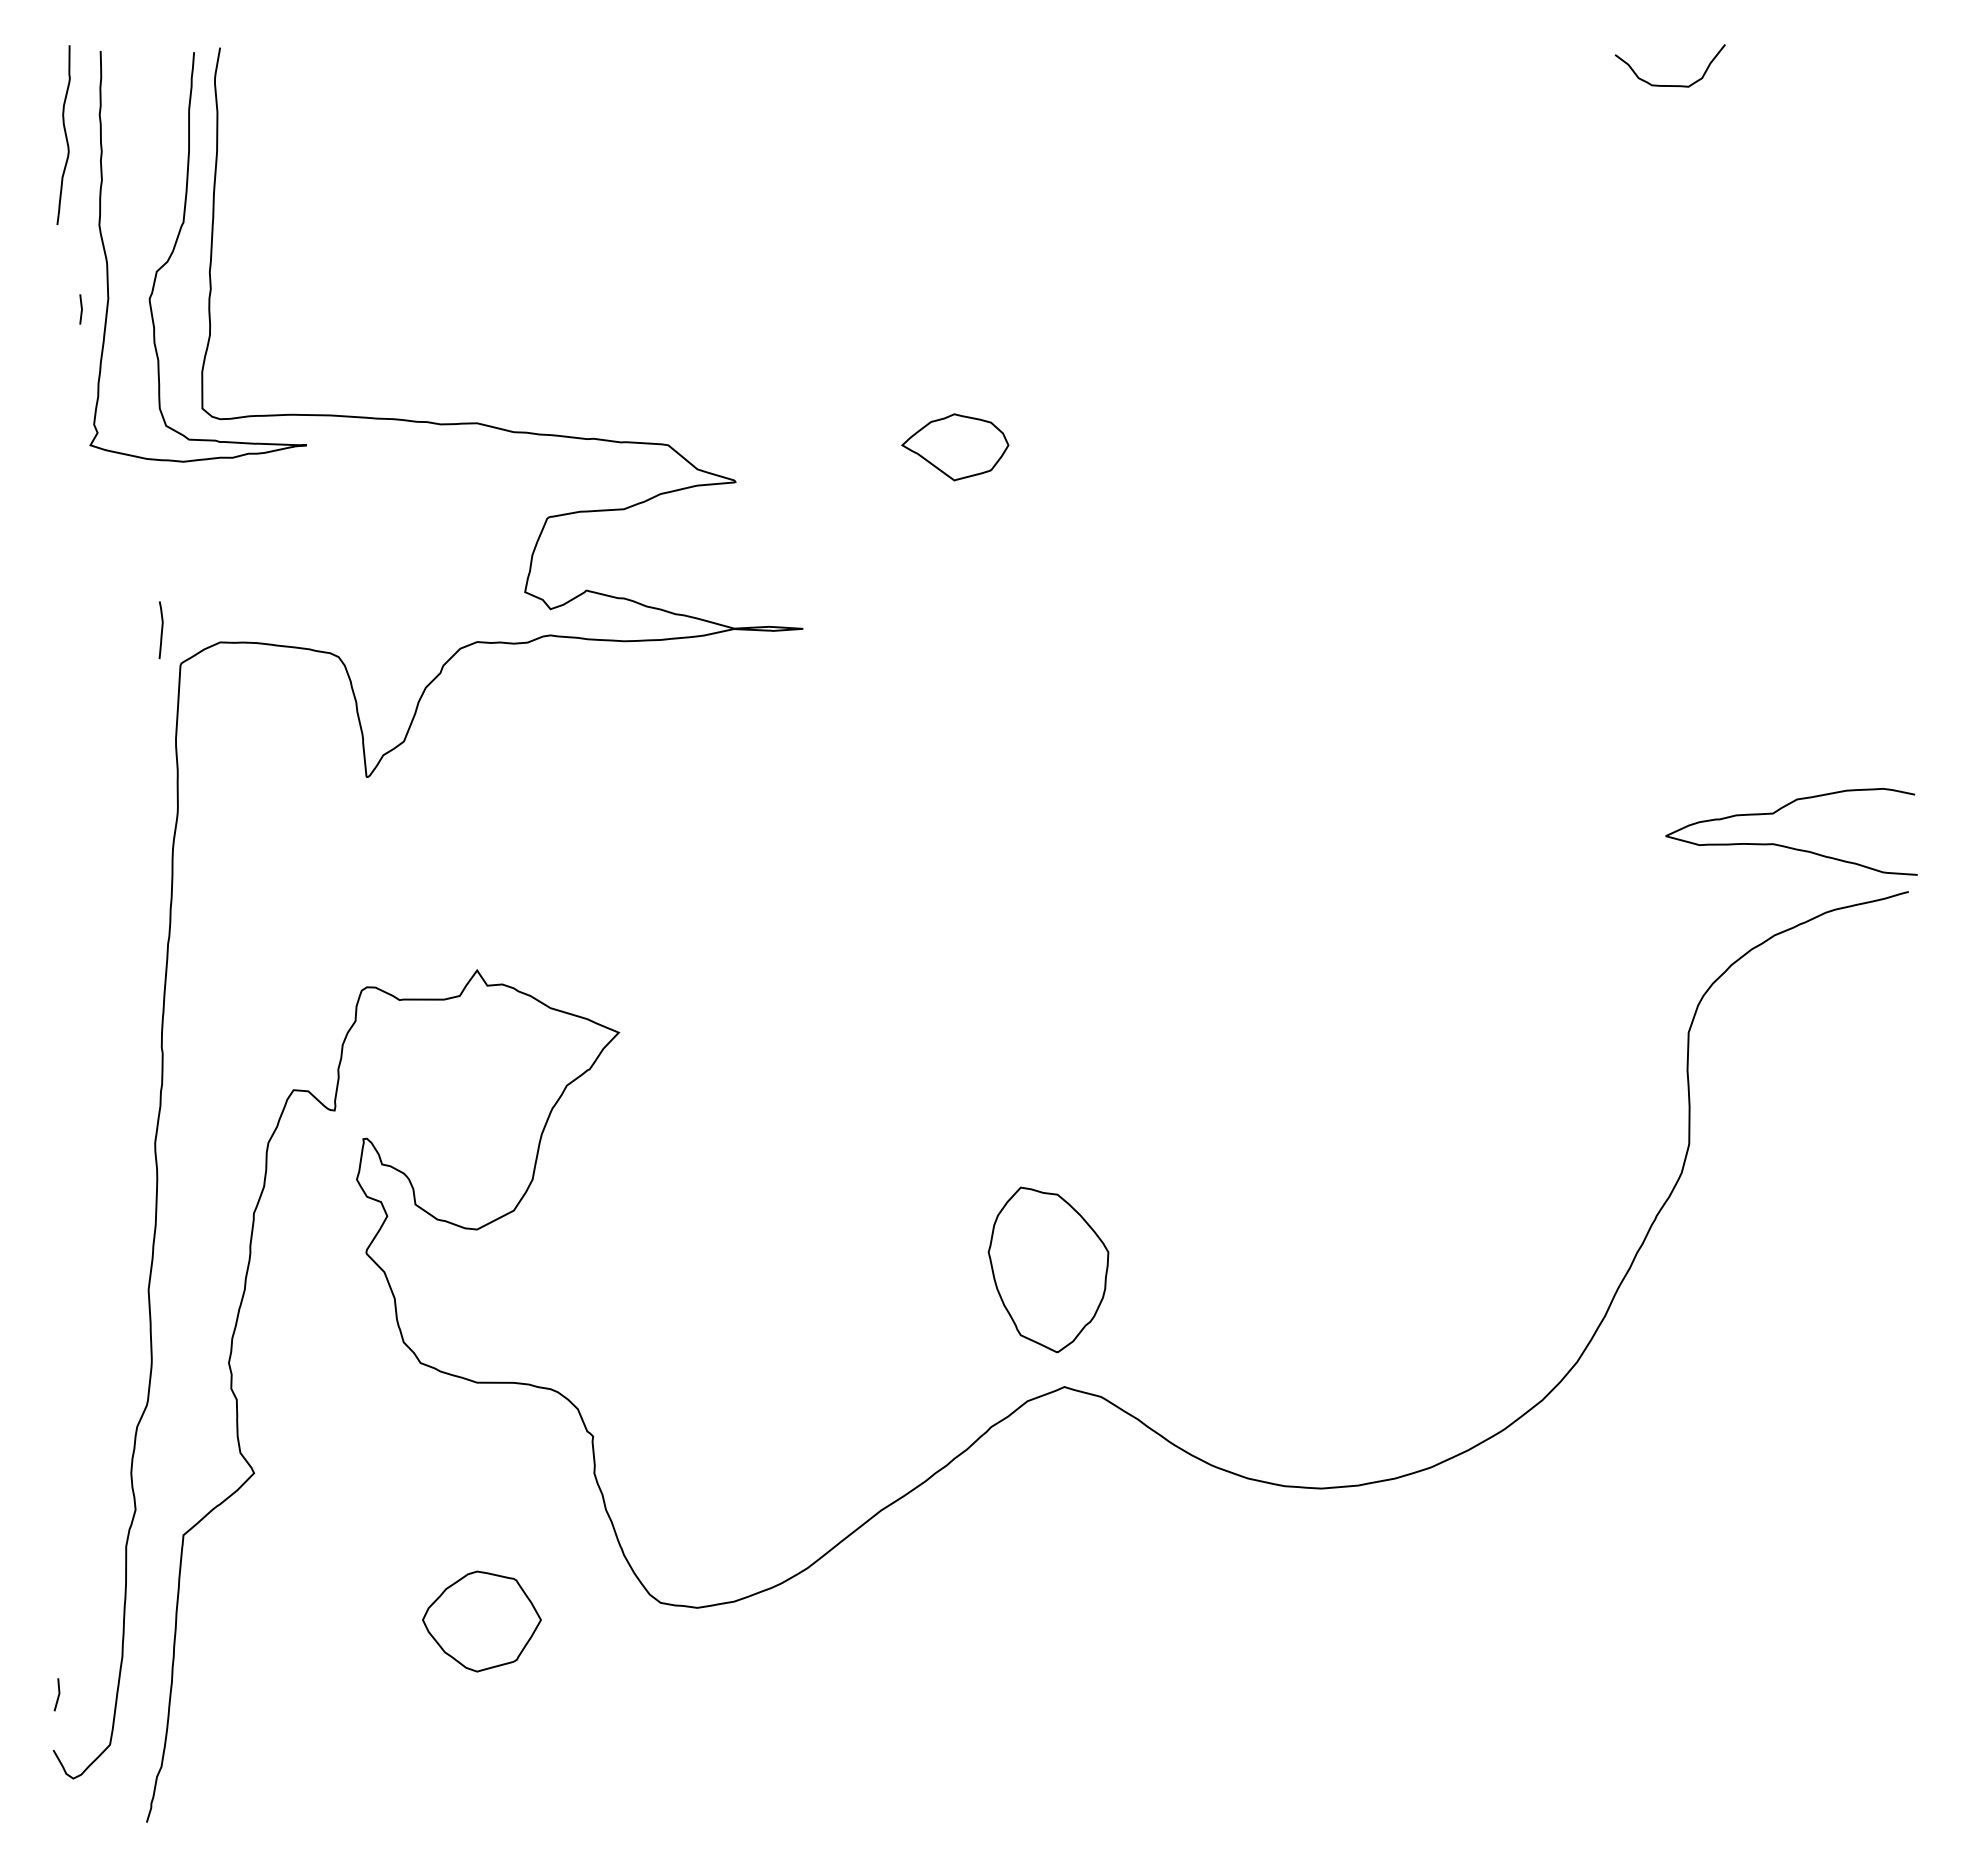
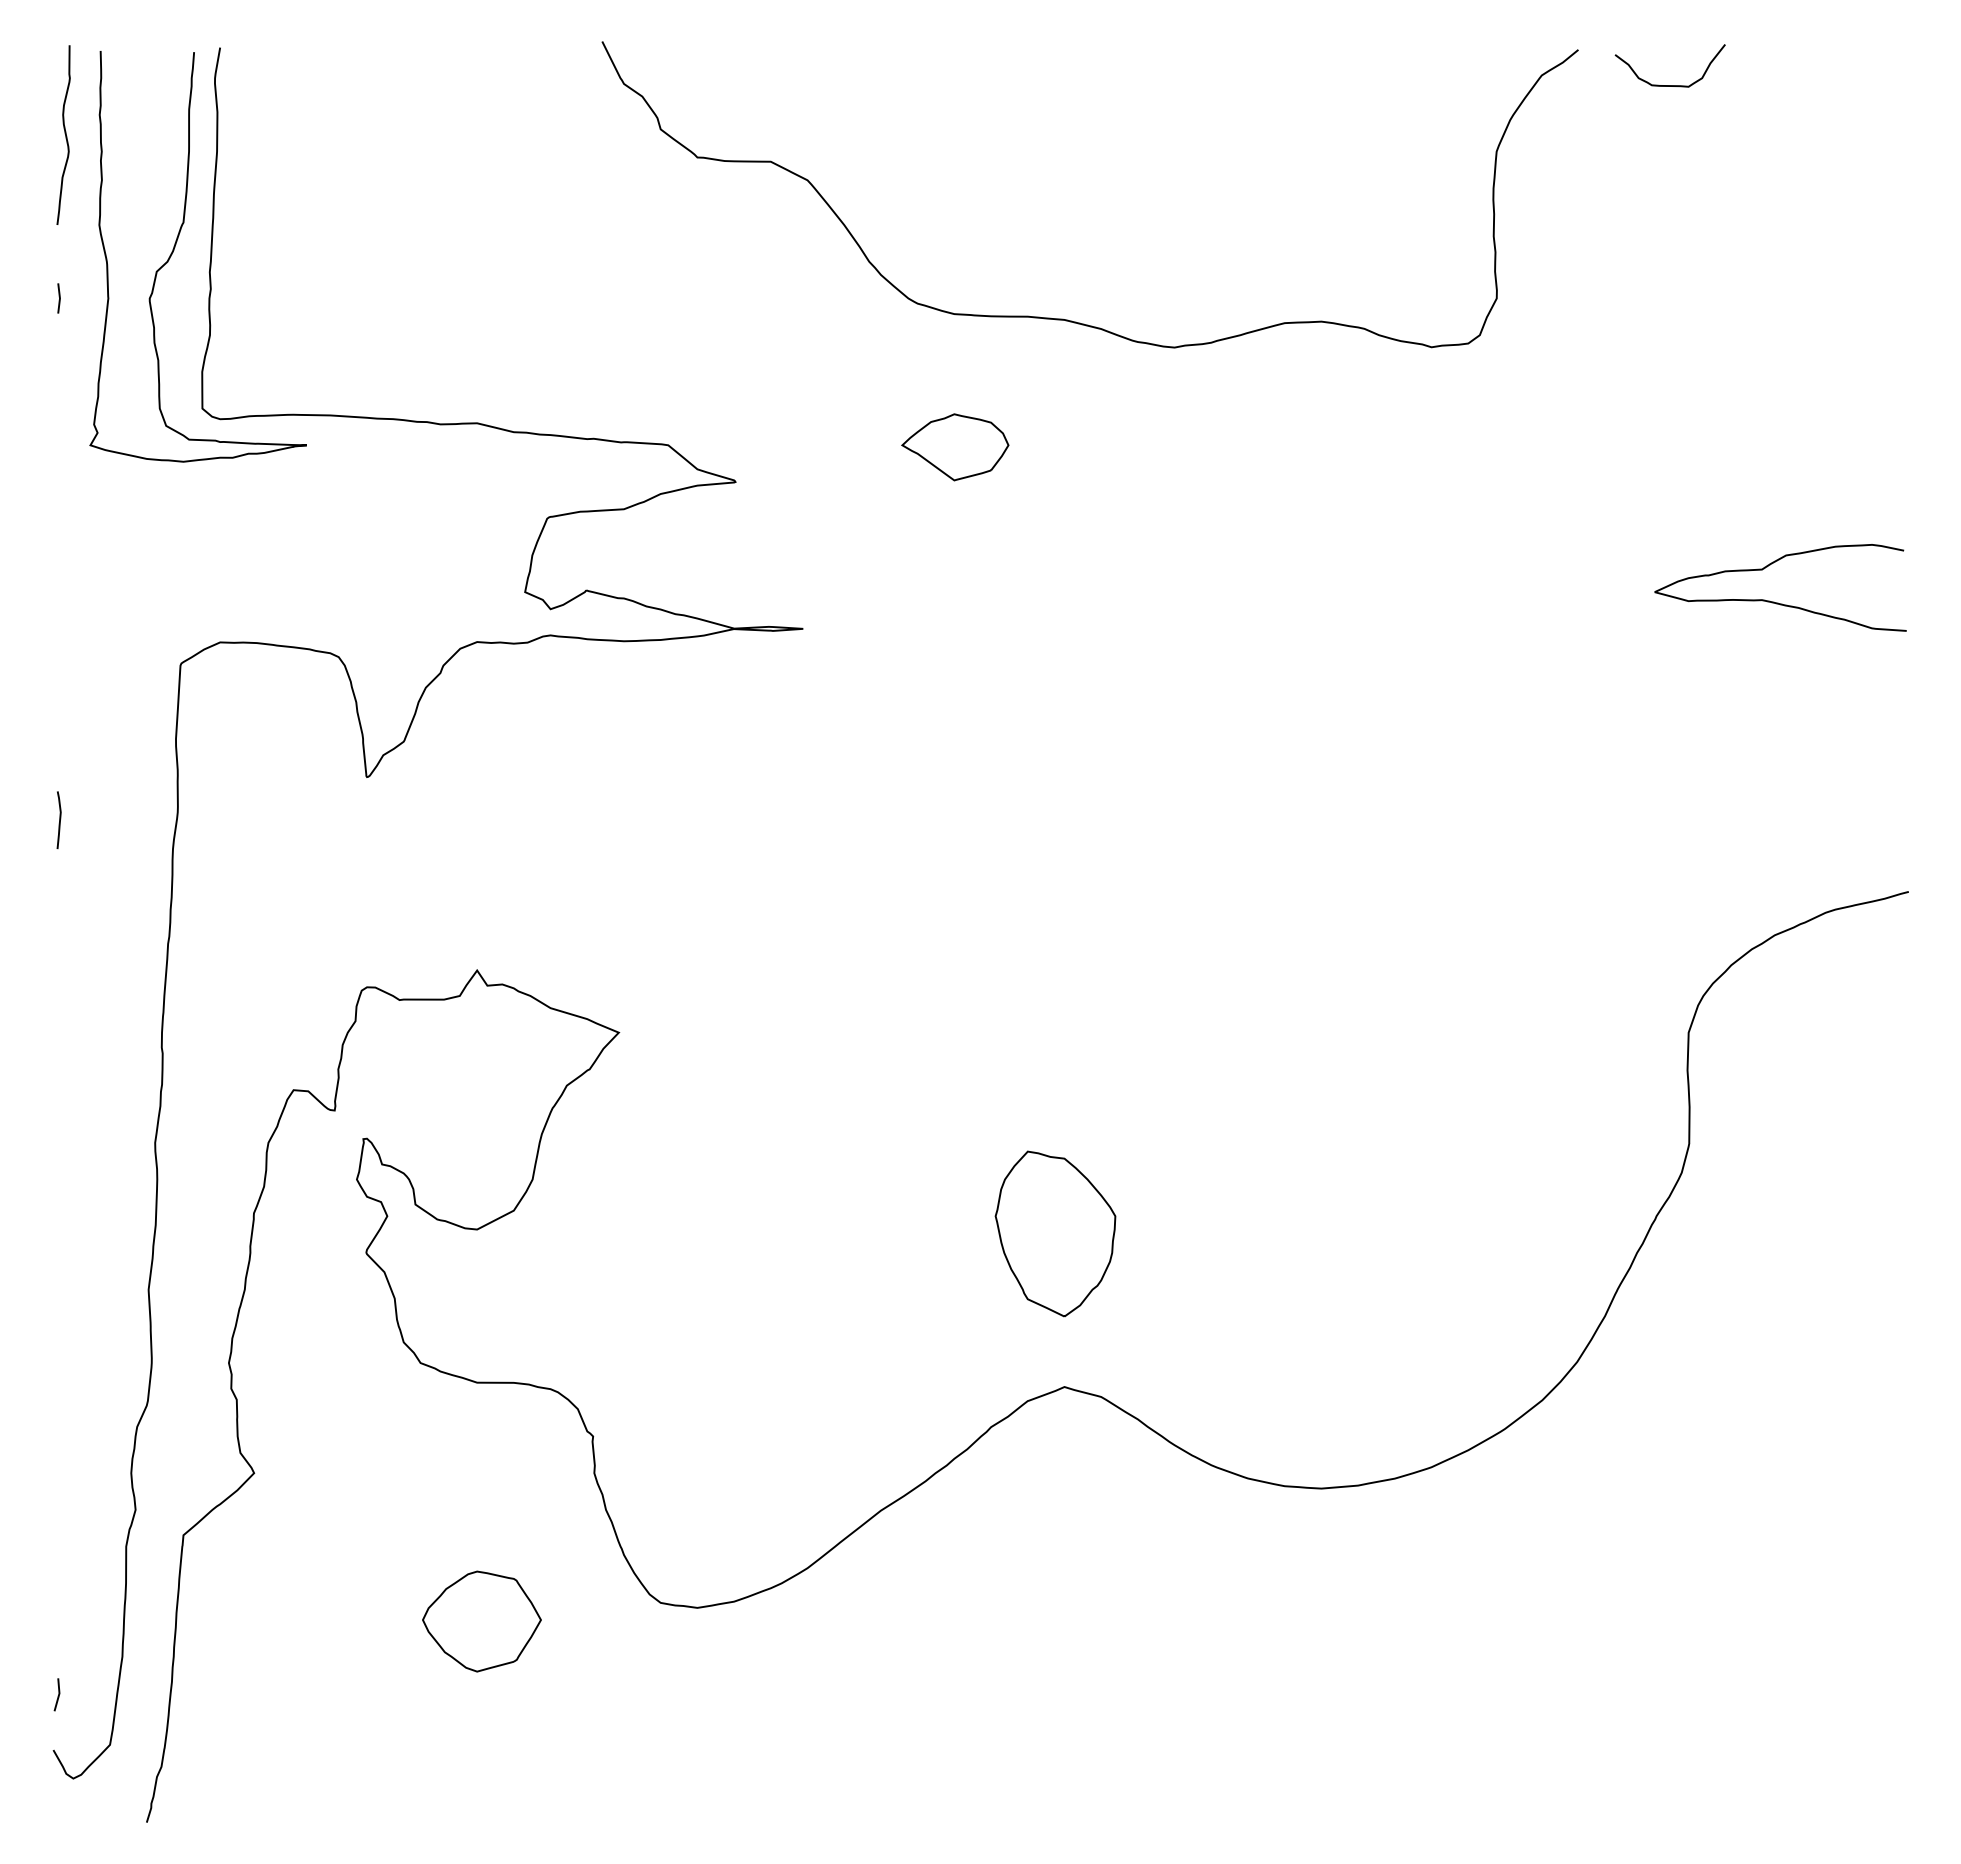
line position: (81, 309) -> (59, 298) (59, 298)
curve: none -> present (1063, 318)
curve position: (161, 630) -> (59, 820) (59, 820)
curve position: (1789, 846) -> (1778, 602) (1778, 602)
part position: (1048, 1269) -> (1055, 1233) (1055, 1233)
